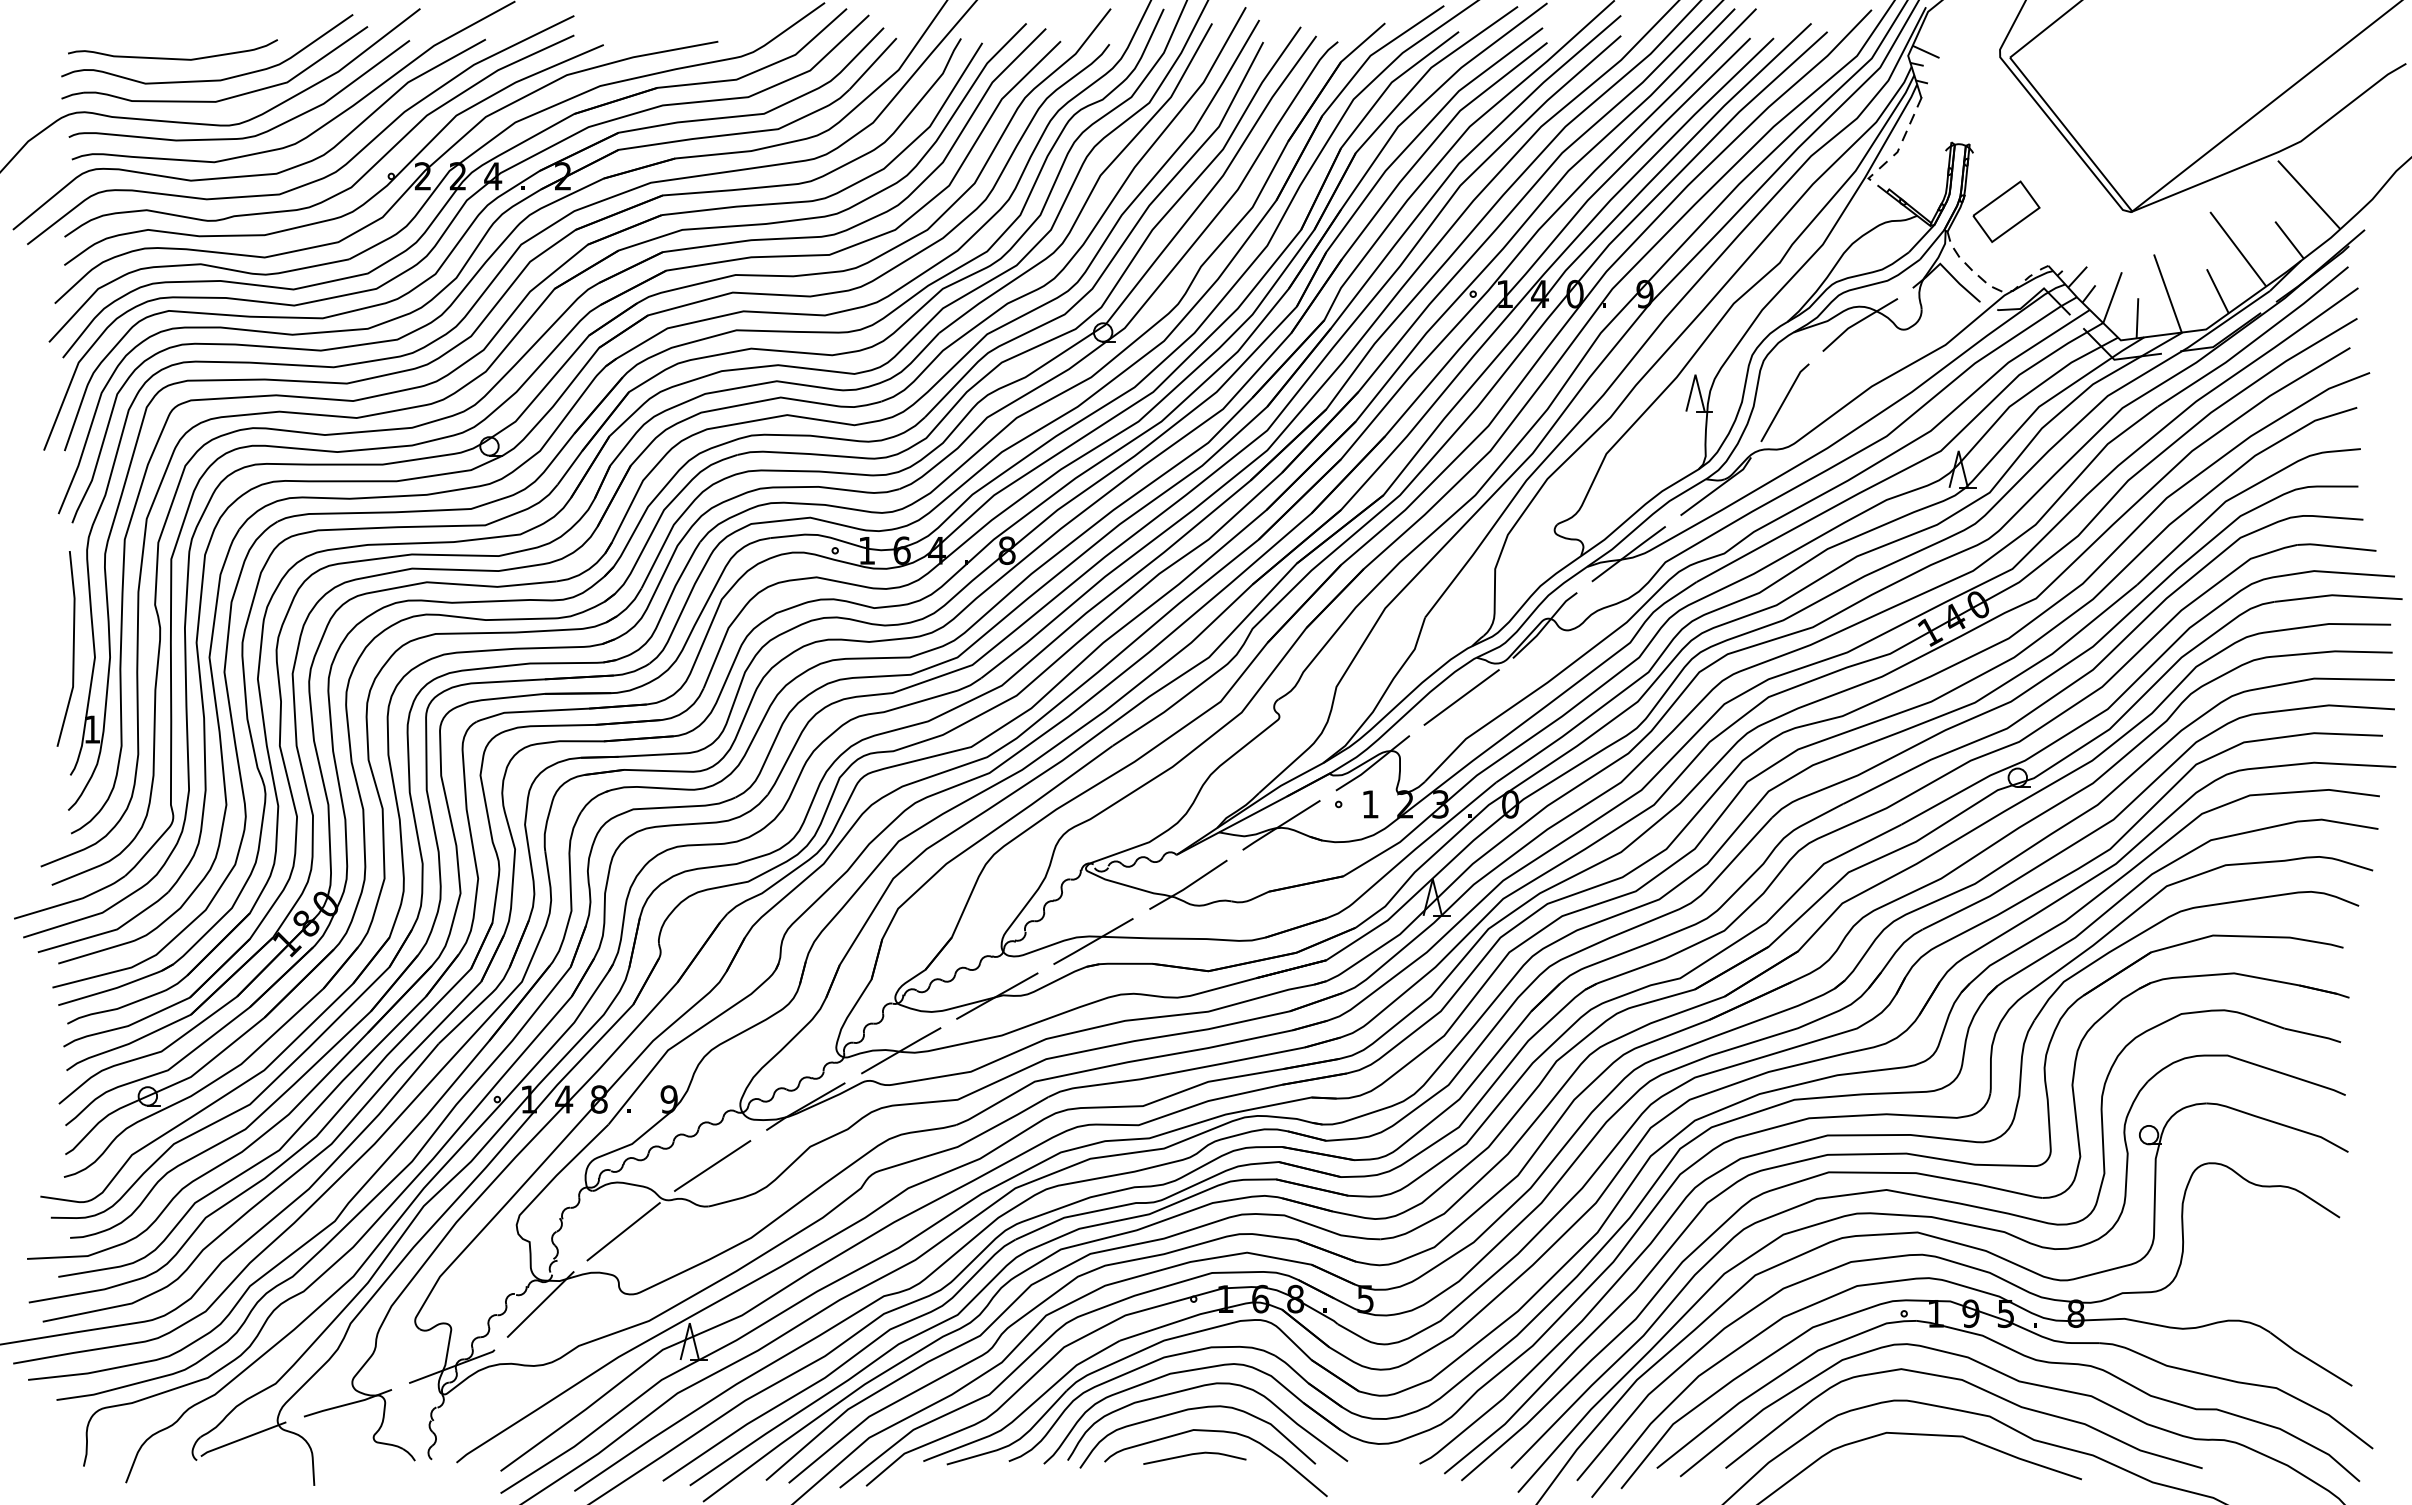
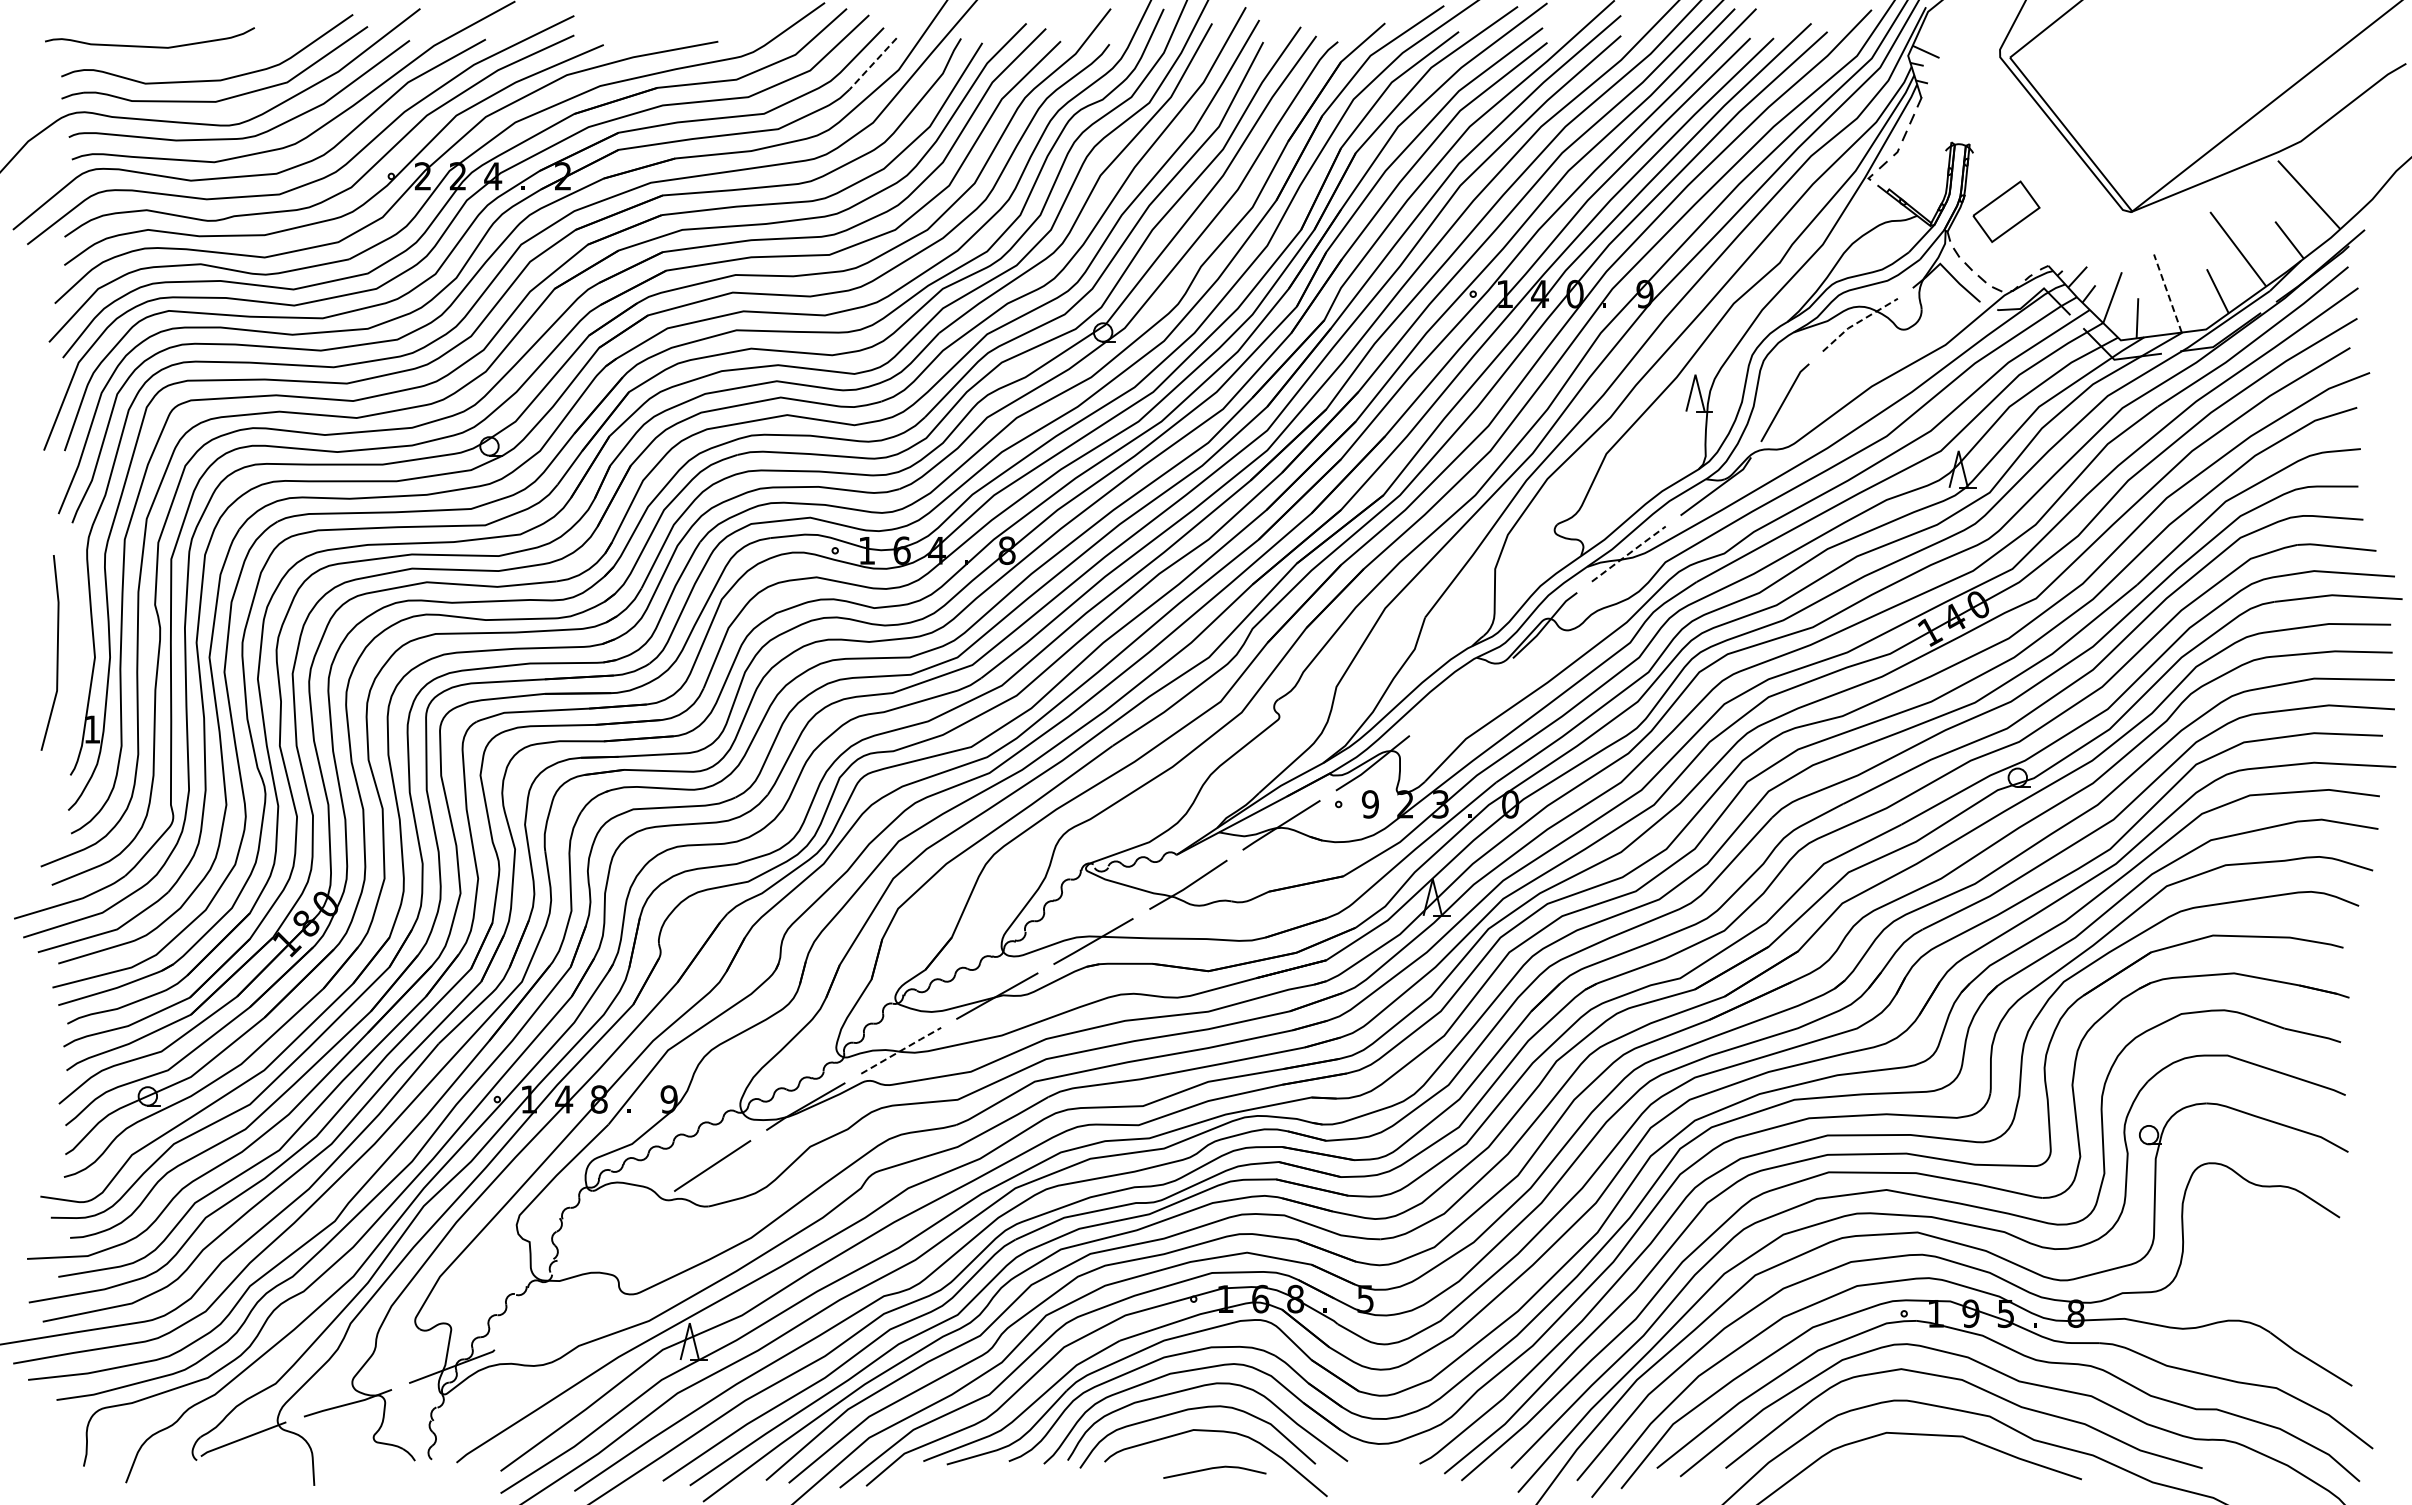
curve position: (168, 57) -> (145, 45) (145, 45)
line: solid -> dashed (873, 63)
line: solid -> dashed (2167, 293)
line: solid -> dashed (1857, 322)
line: solid -> dashed (1629, 553)
line position: (72, 648) -> (56, 652) (56, 652)
line: present -> none (1461, 697)
text: 1 -> 9 (1369, 804)
line: solid -> dashed (901, 1050)
line: present -> none (623, 1231)
line: present -> none (540, 1304)
curve position: (1192, 1455) -> (1212, 1469) (1212, 1469)
